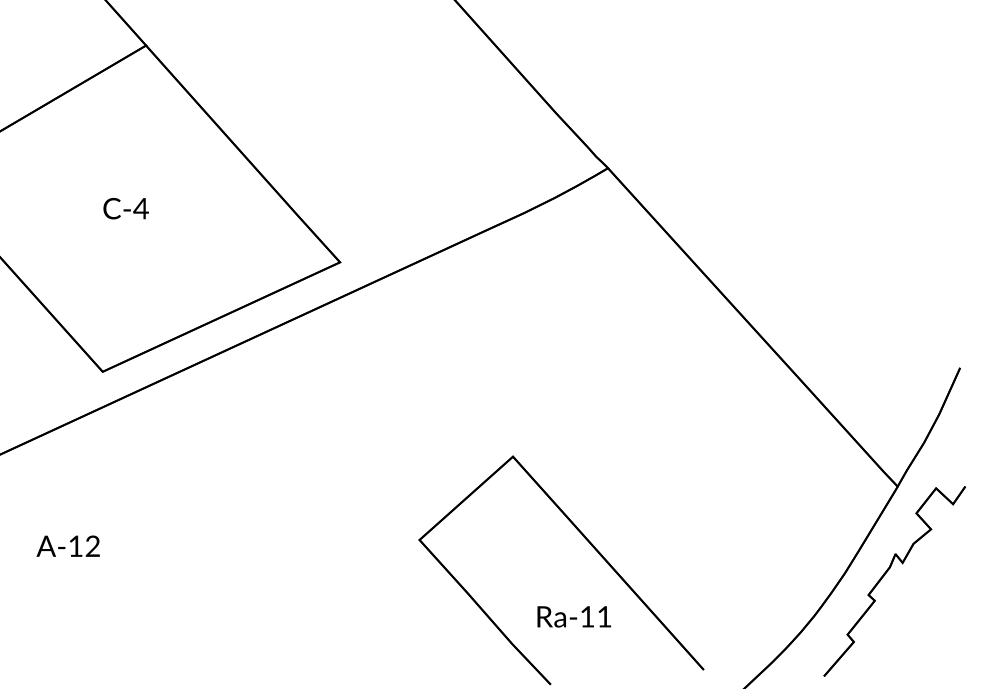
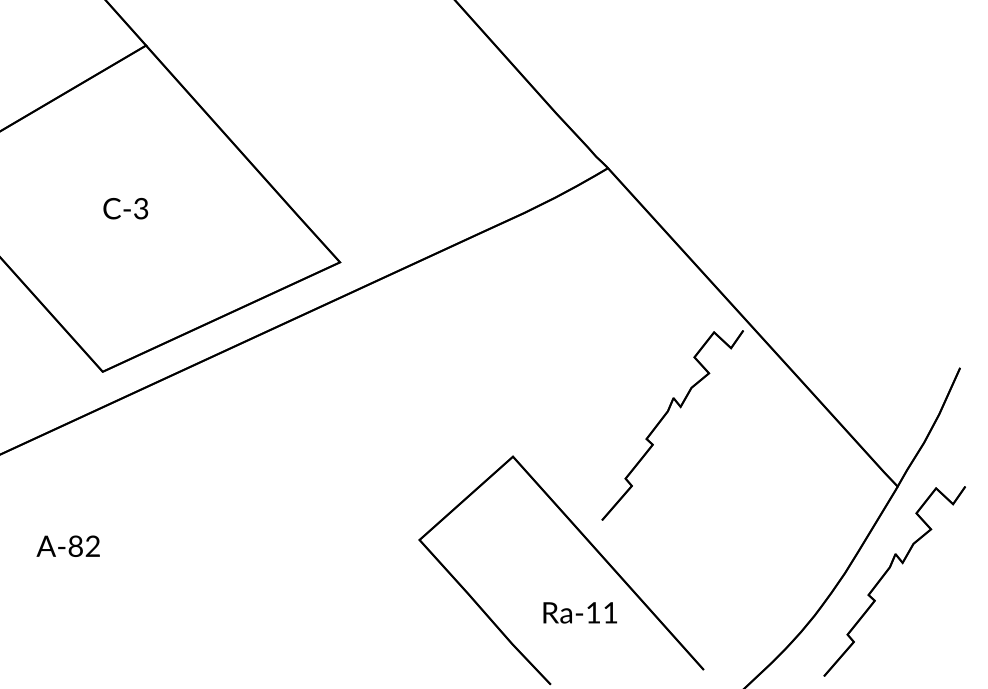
text: C-4 -> C-3 (140, 208)
part: none -> present (662, 420)
text: A-12 -> A-82 (75, 545)
text position: (573, 616) -> (579, 612) (579, 612)
